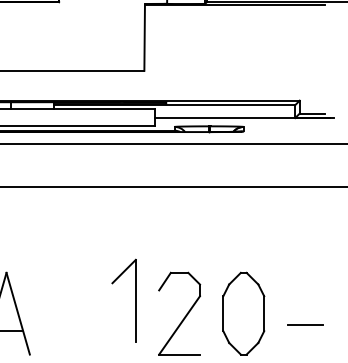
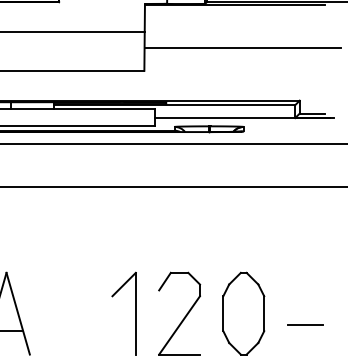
line: none -> present (73, 32)
line: none -> present (242, 47)
part position: (135, 300) -> (135, 313) (135, 313)
